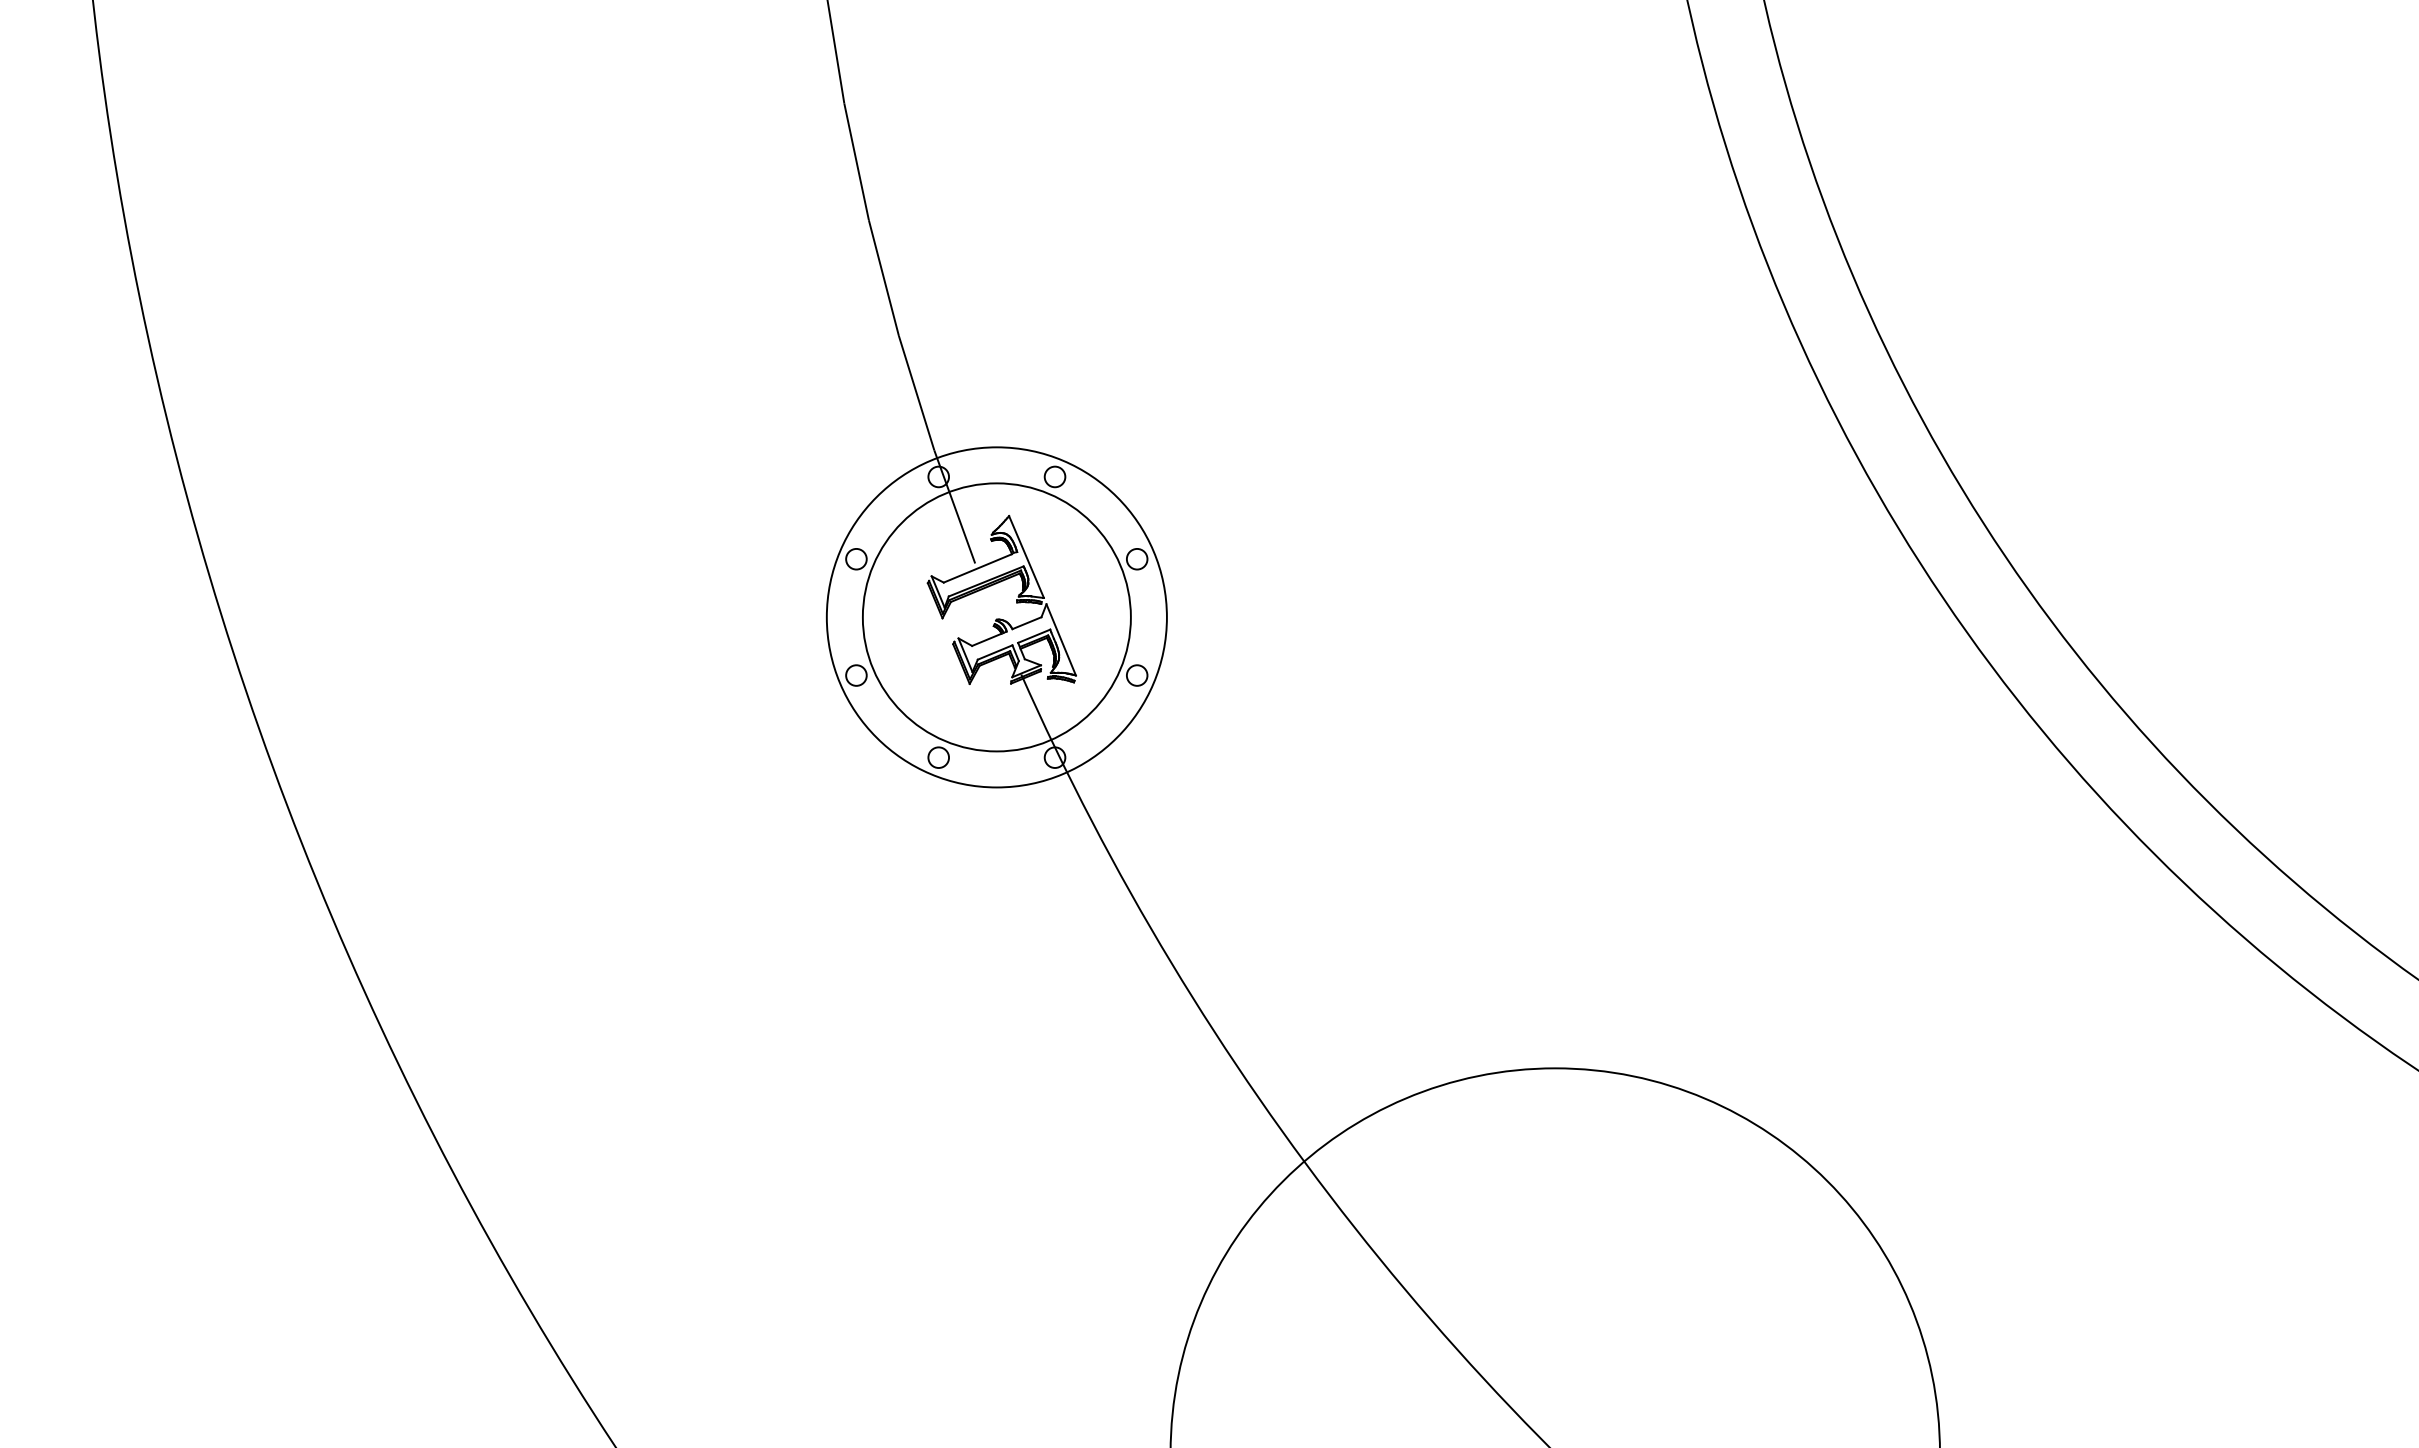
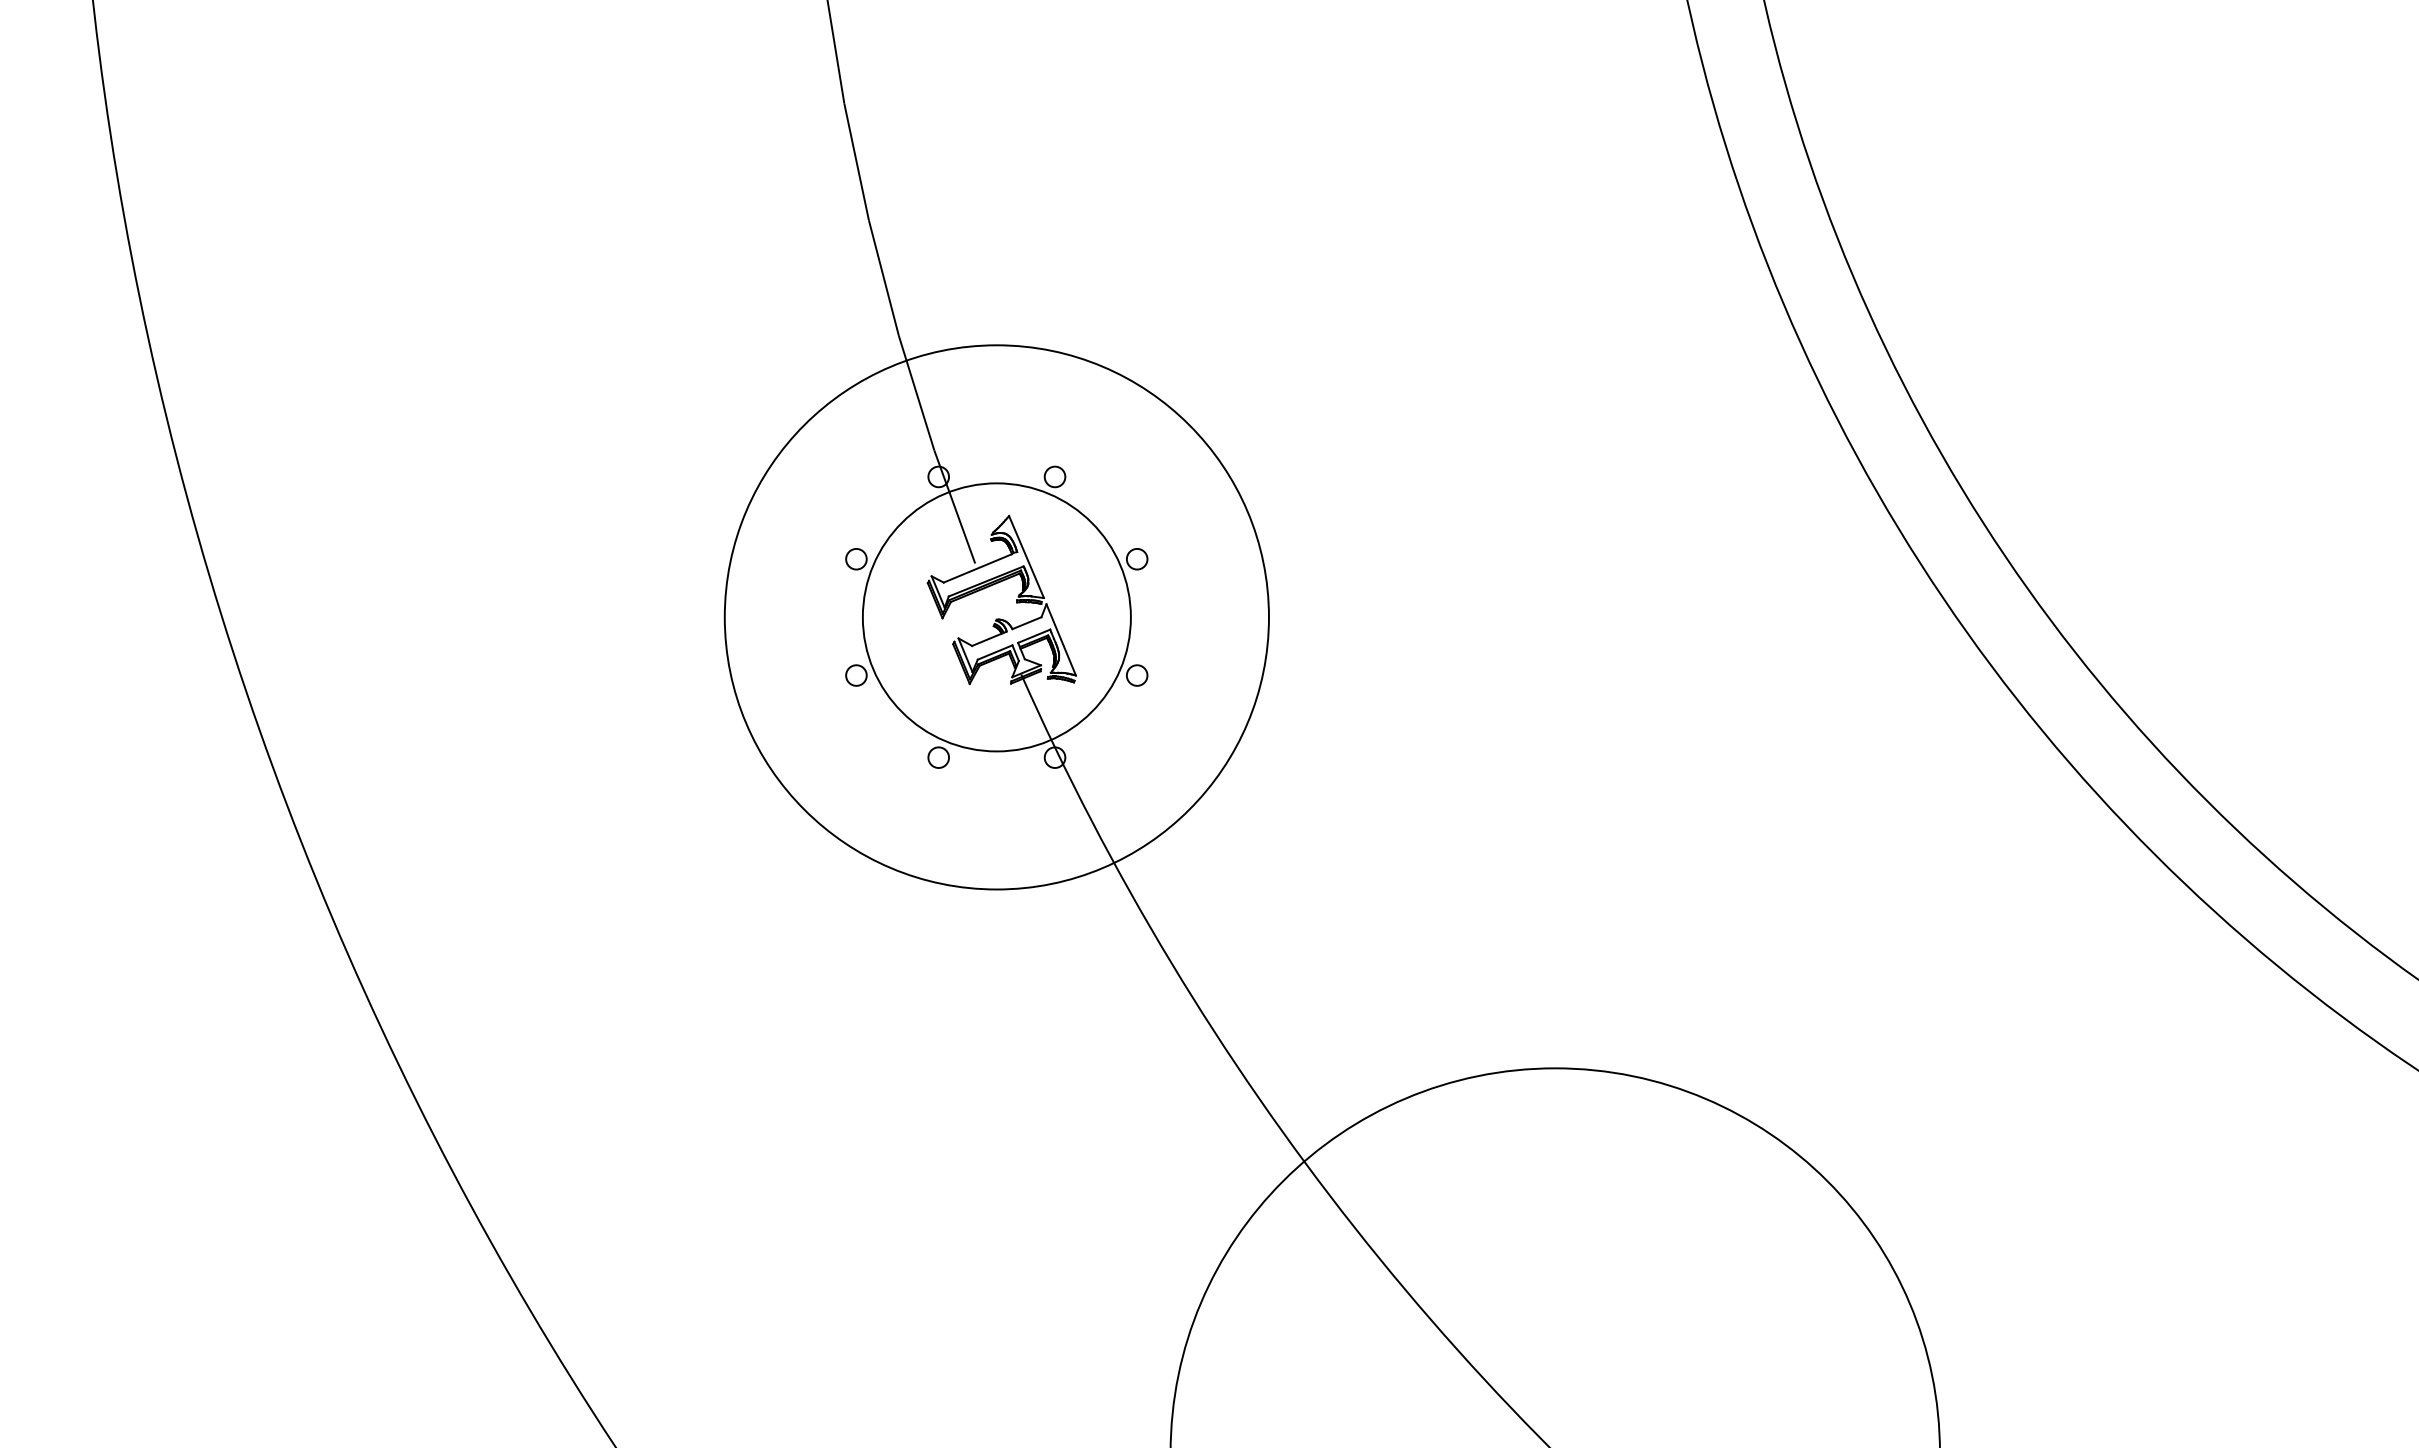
circle diameter: 340 px -> 544 px (996, 617)
